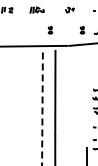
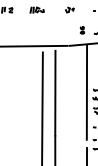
part: present -> none (50, 30)
line: none -> present (86, 92)
line: dashed -> solid (42, 109)
